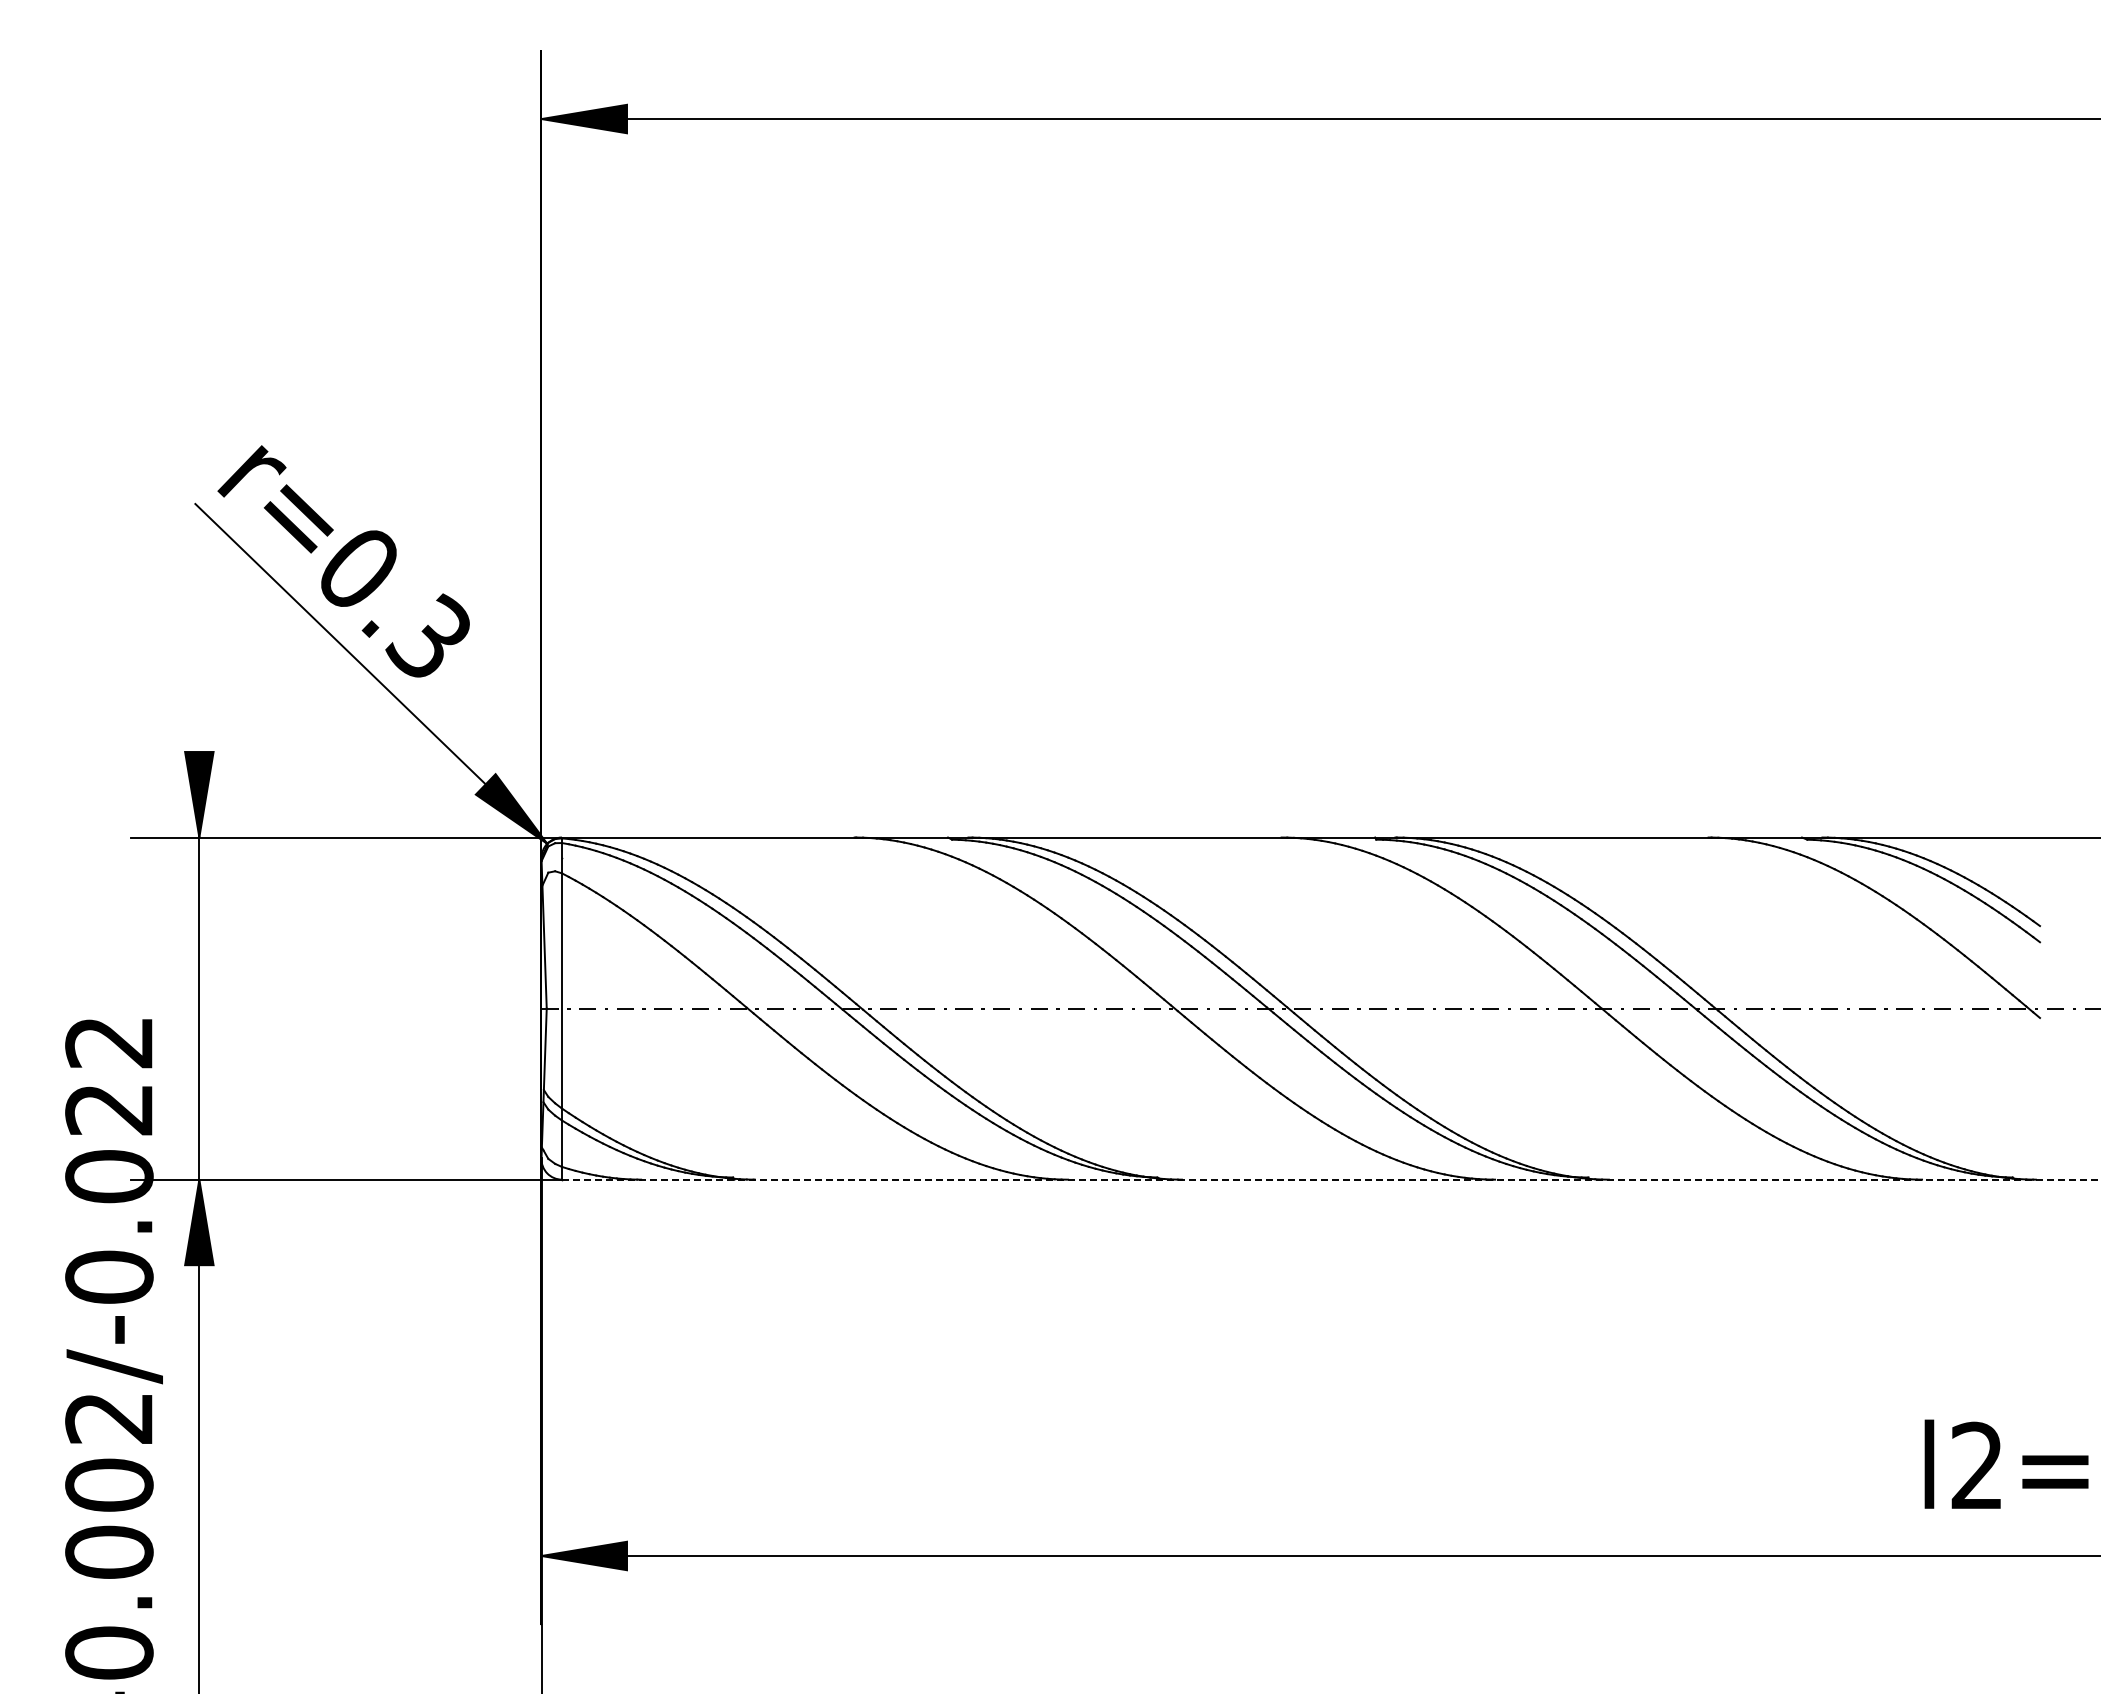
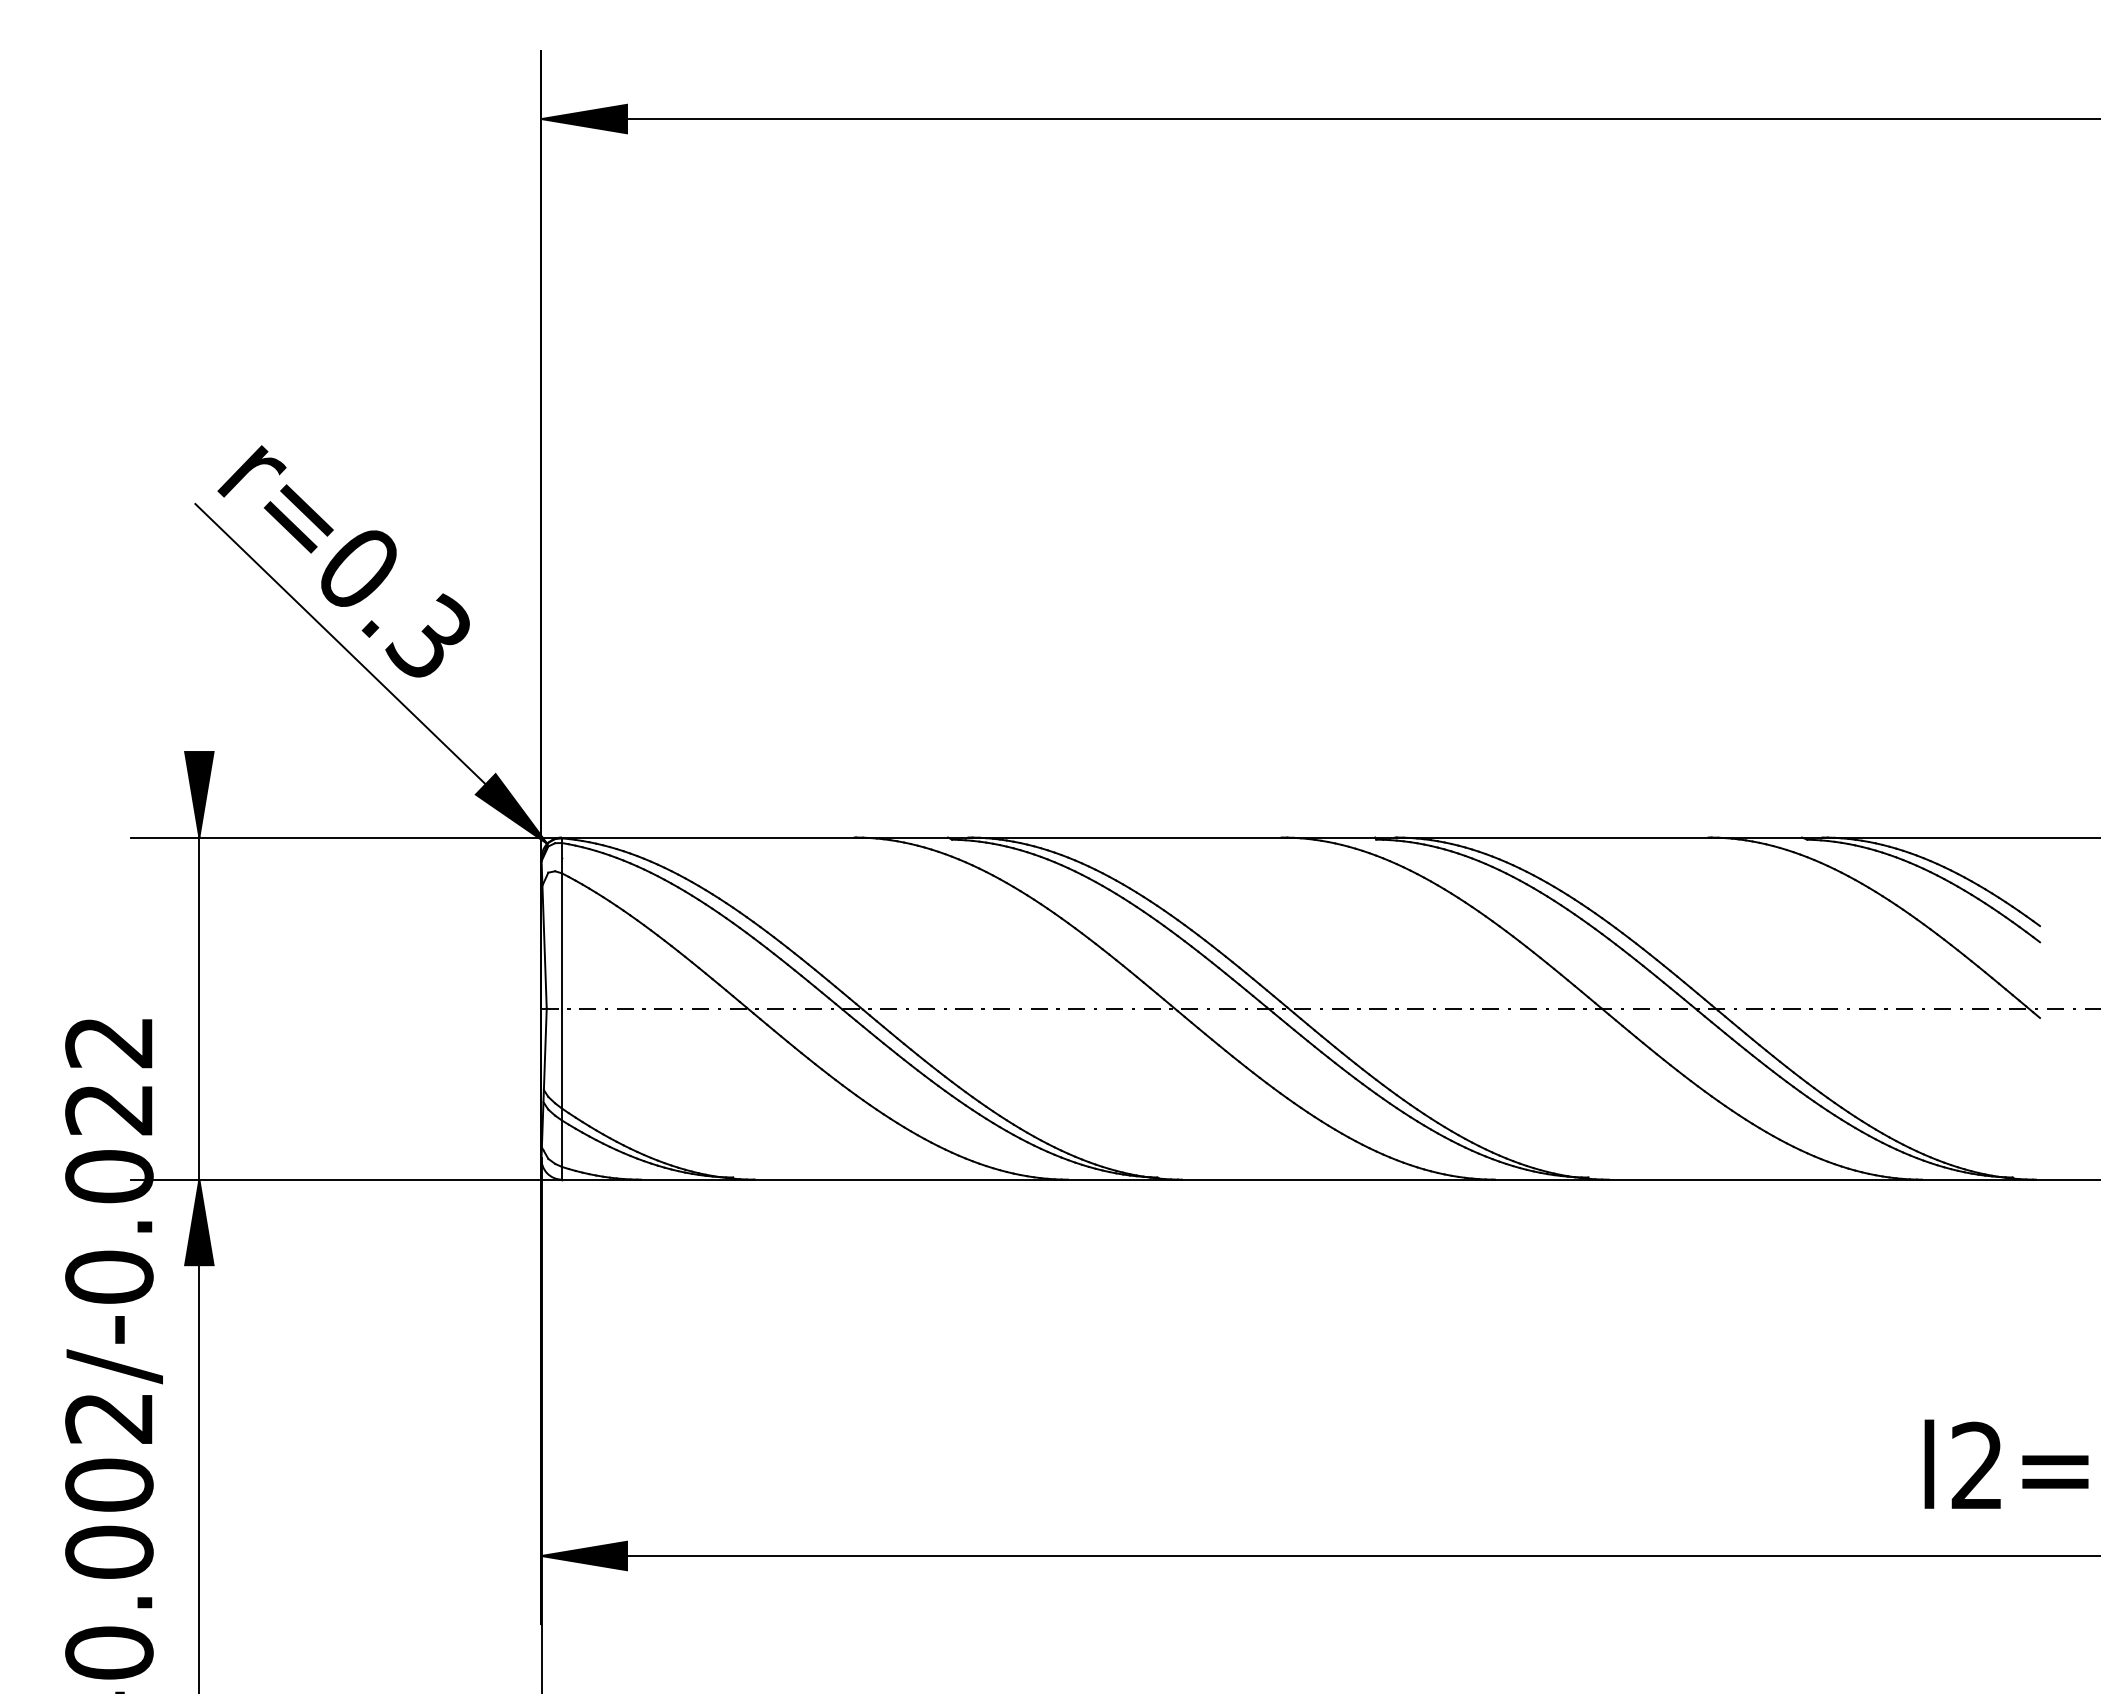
line: dashed -> solid (1331, 1179)
